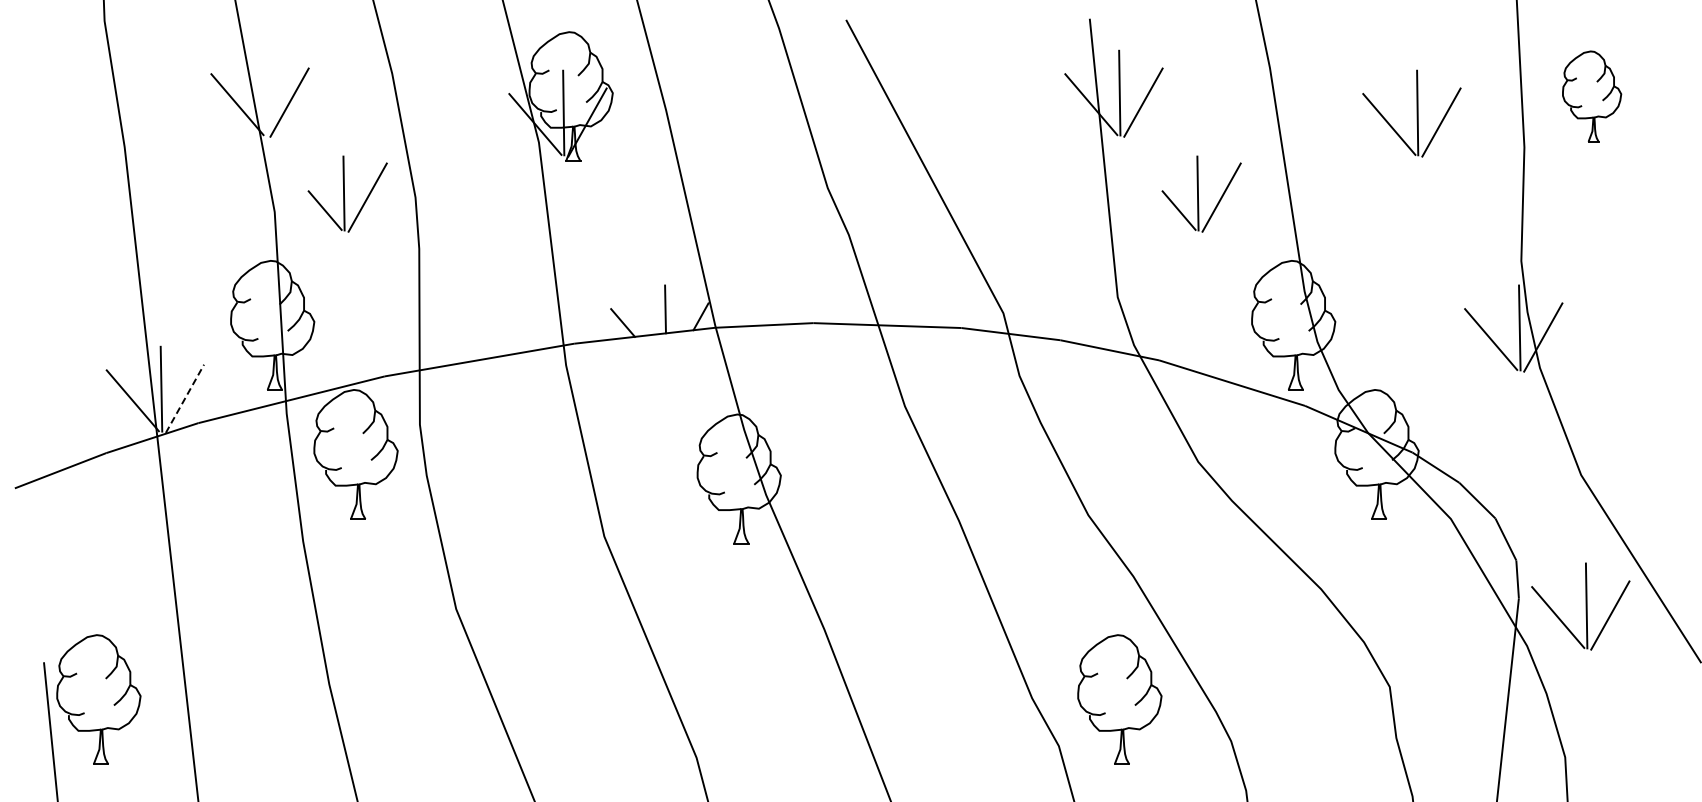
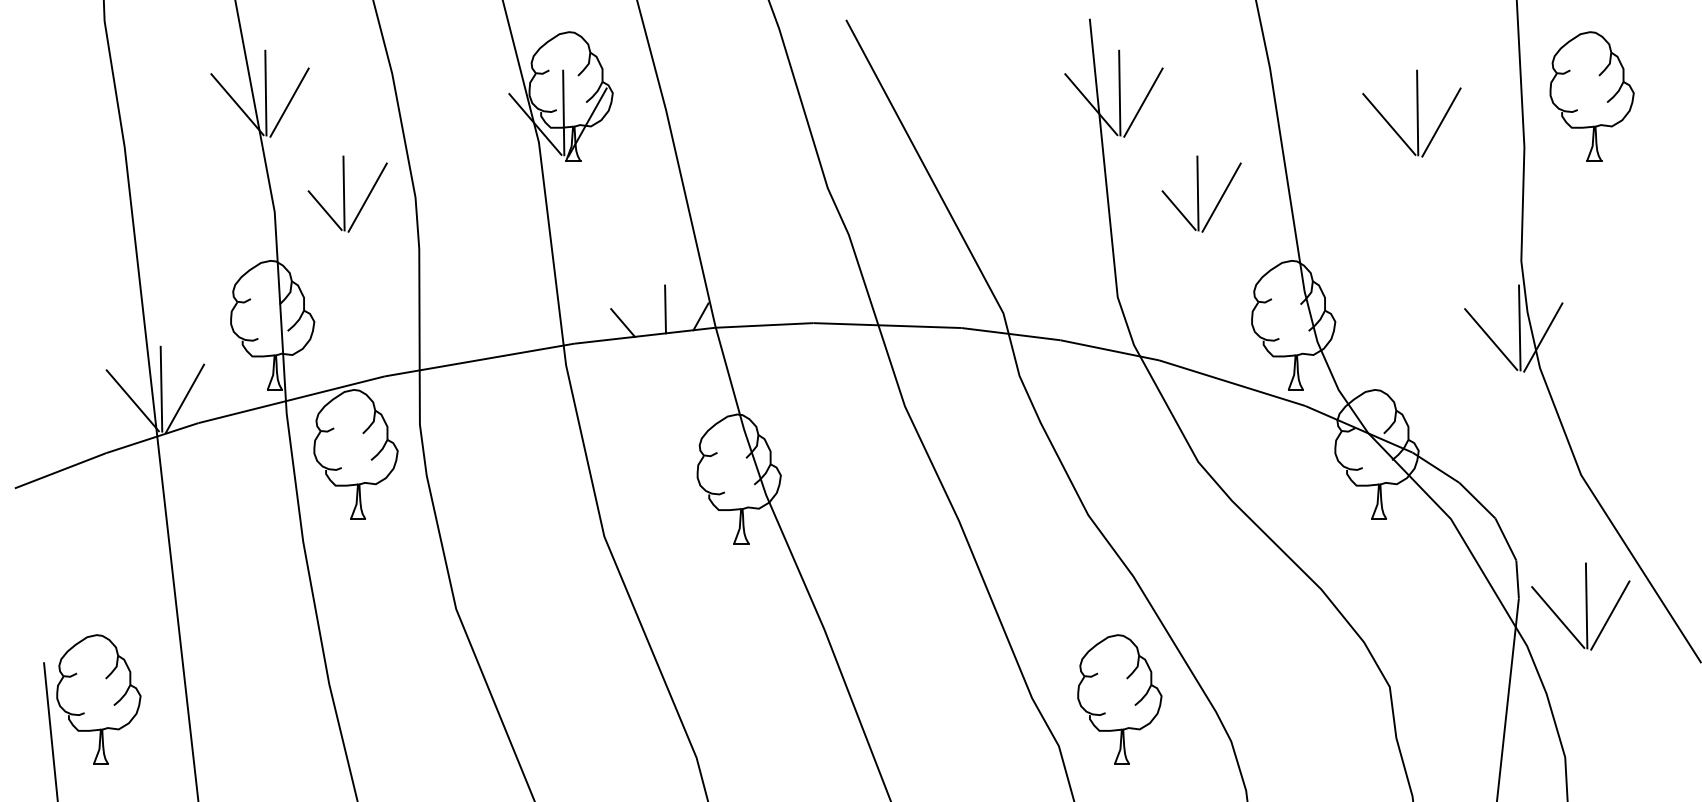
line: none -> present (265, 92)
part size: 61x93 px -> 86x131 px (1591, 96)
line: dashed -> solid (185, 398)
